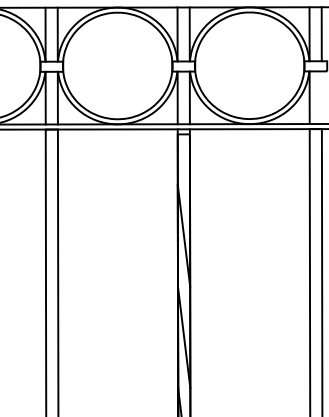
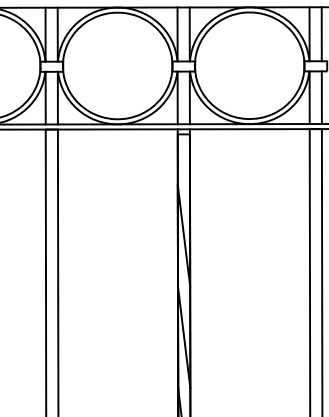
line: none -> present (321, 97)
